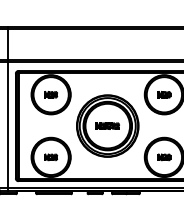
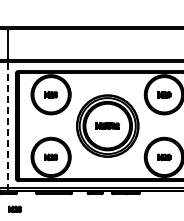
line: solid -> dashed (8, 124)
part: none -> present (15, 209)
